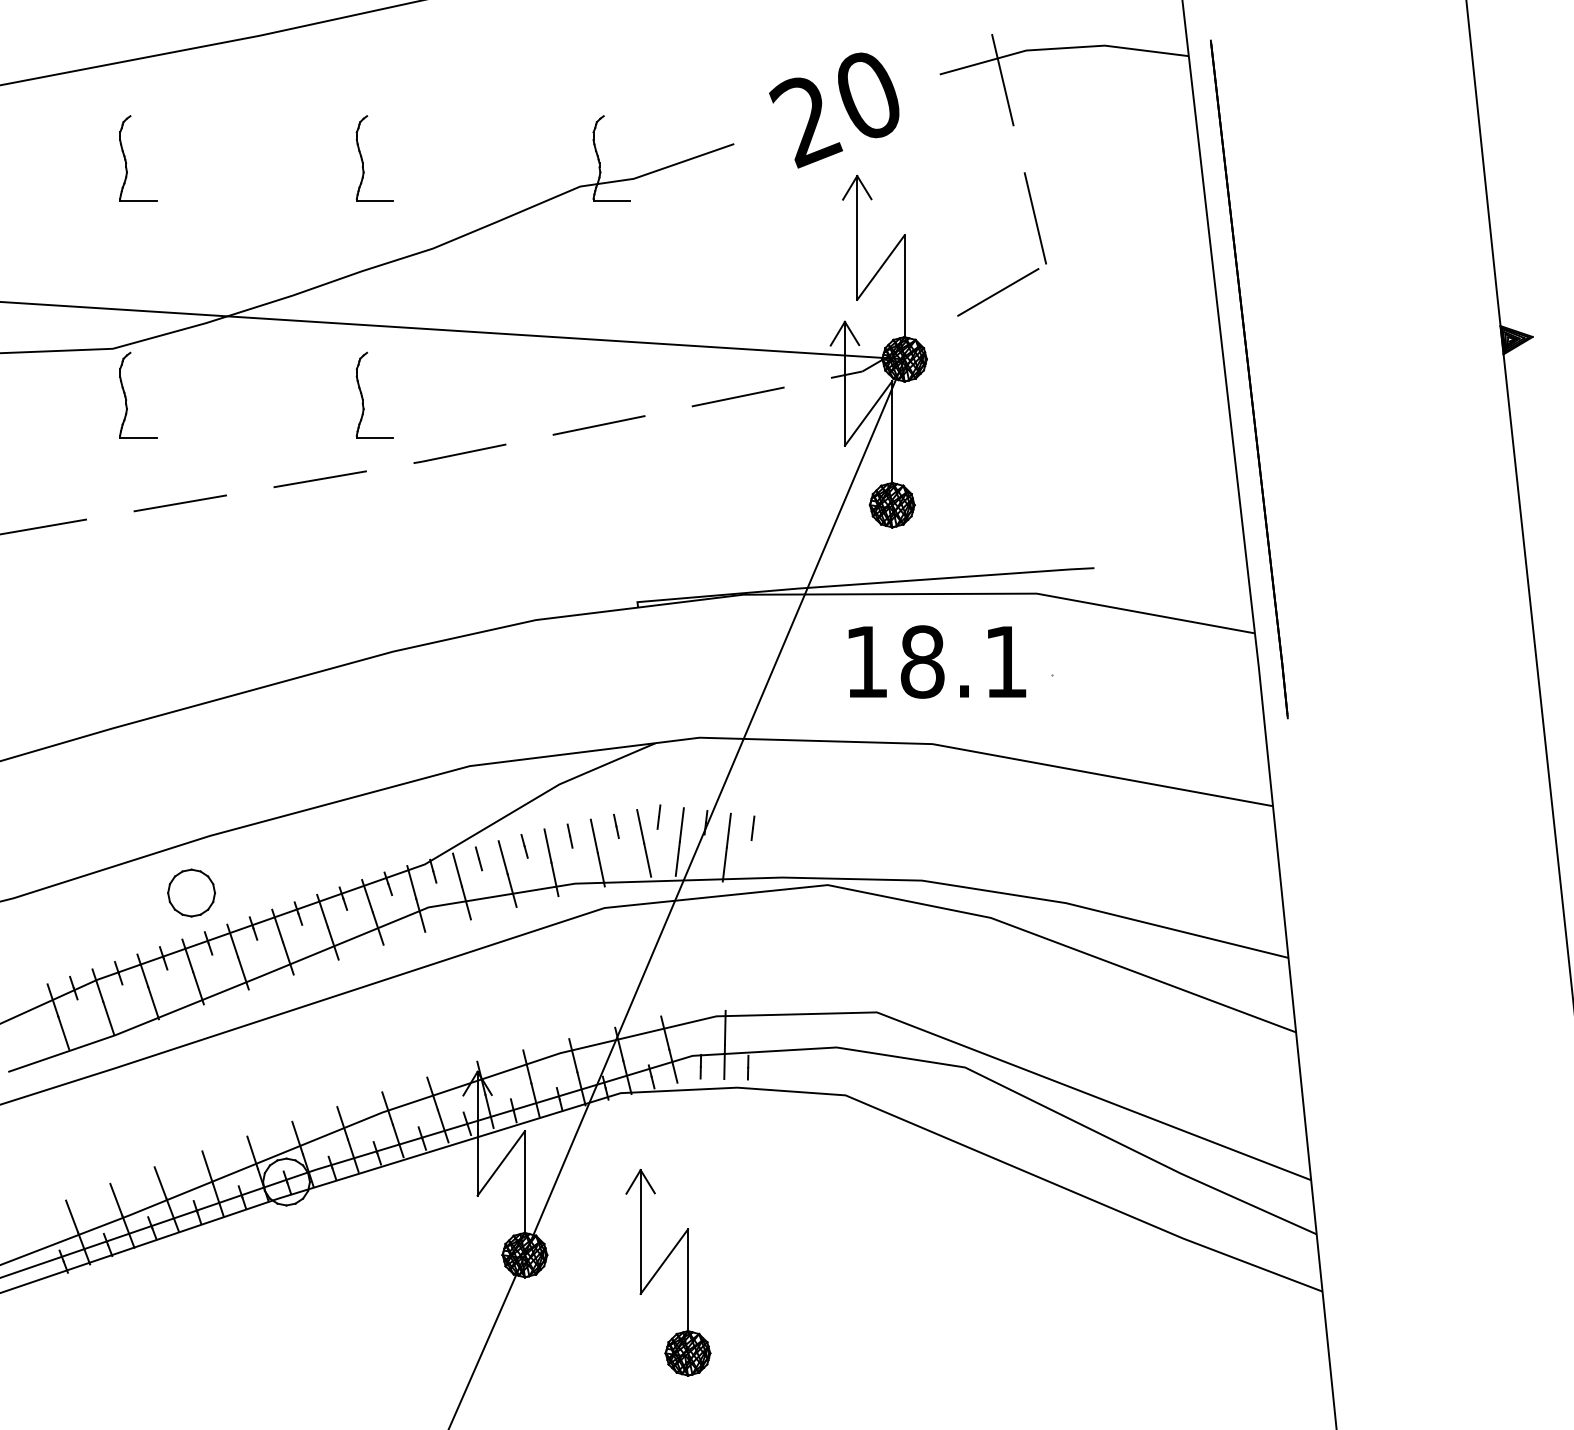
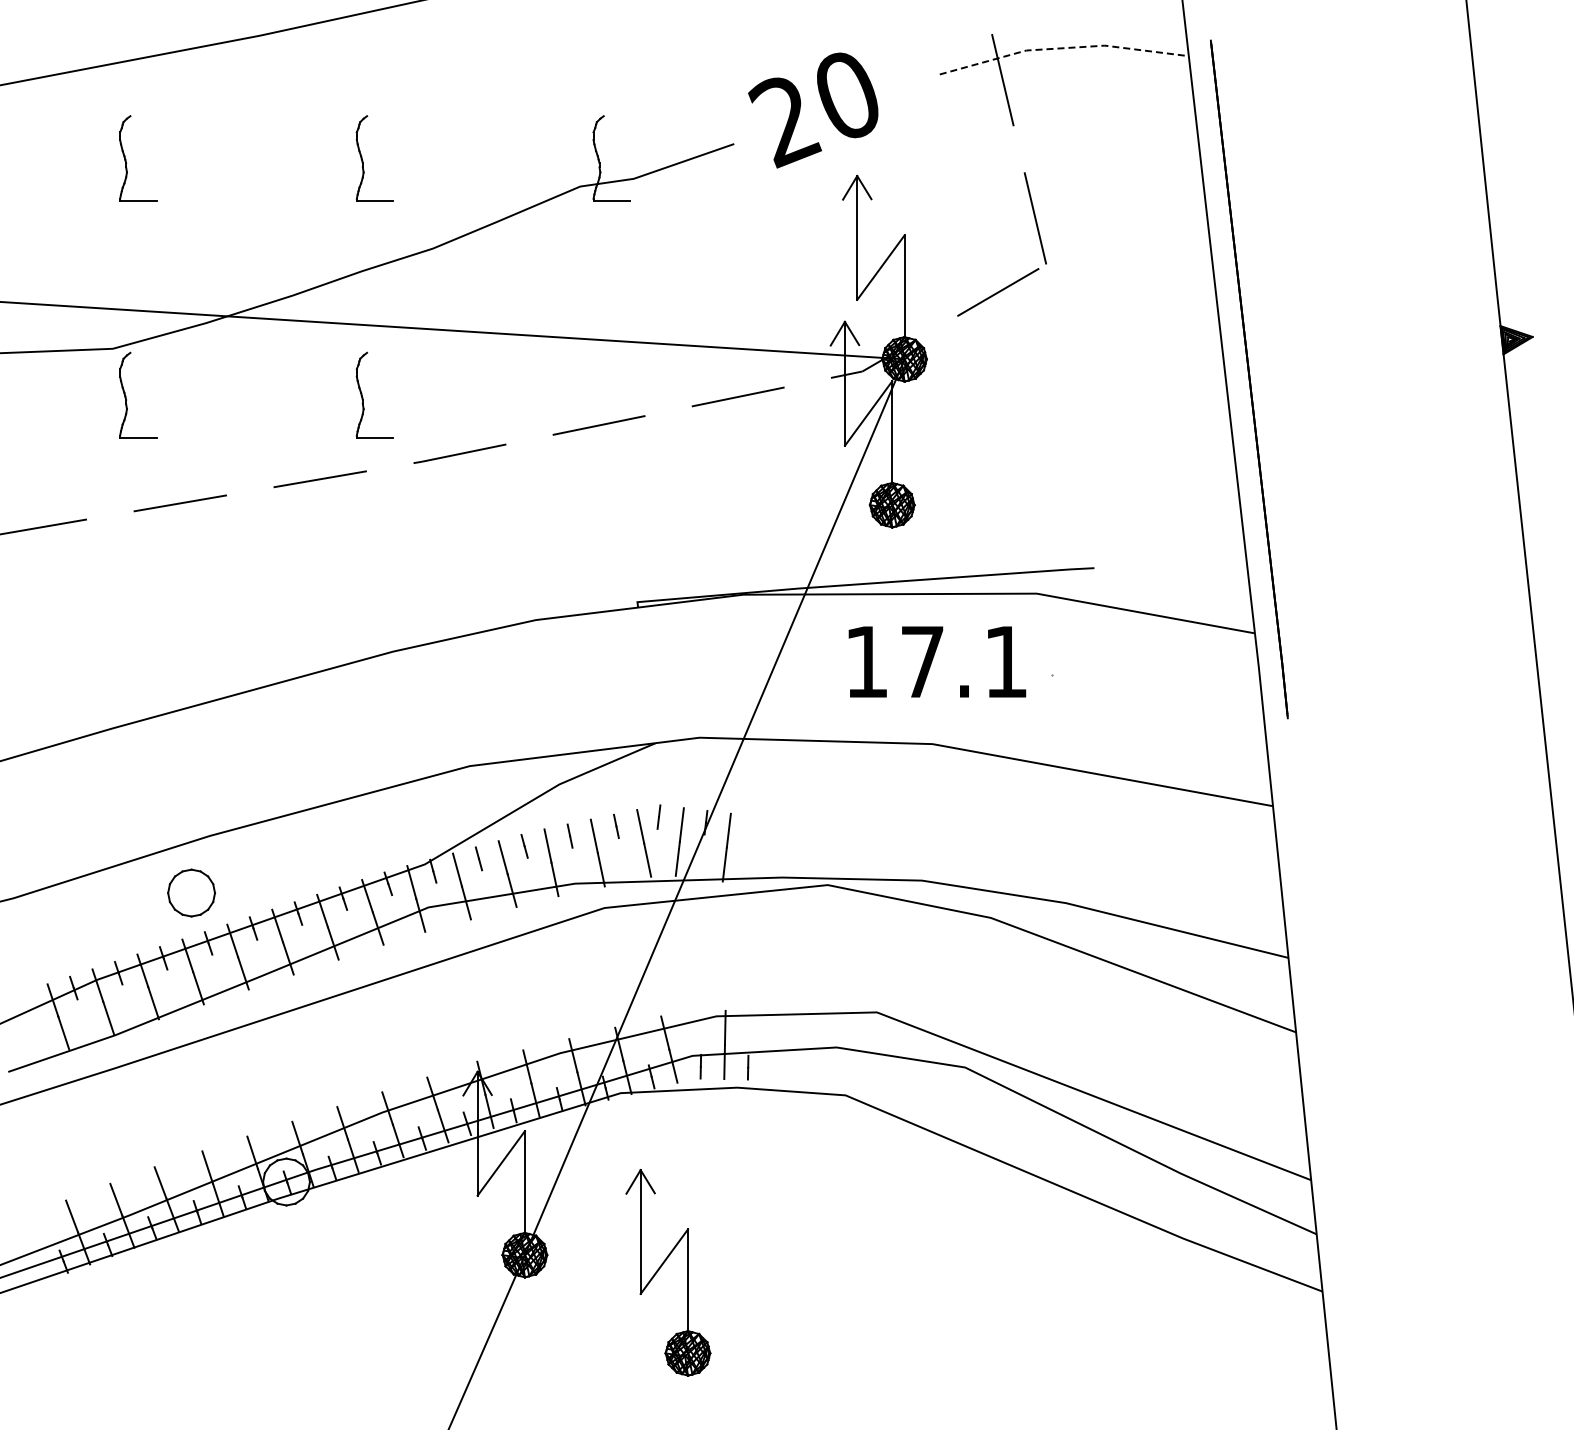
line: solid -> dashed (1063, 48)
text position: (834, 110) -> (813, 110) (813, 110)
text: 18.1 -> 17.1 (922, 661)
line: present -> none (752, 827)
